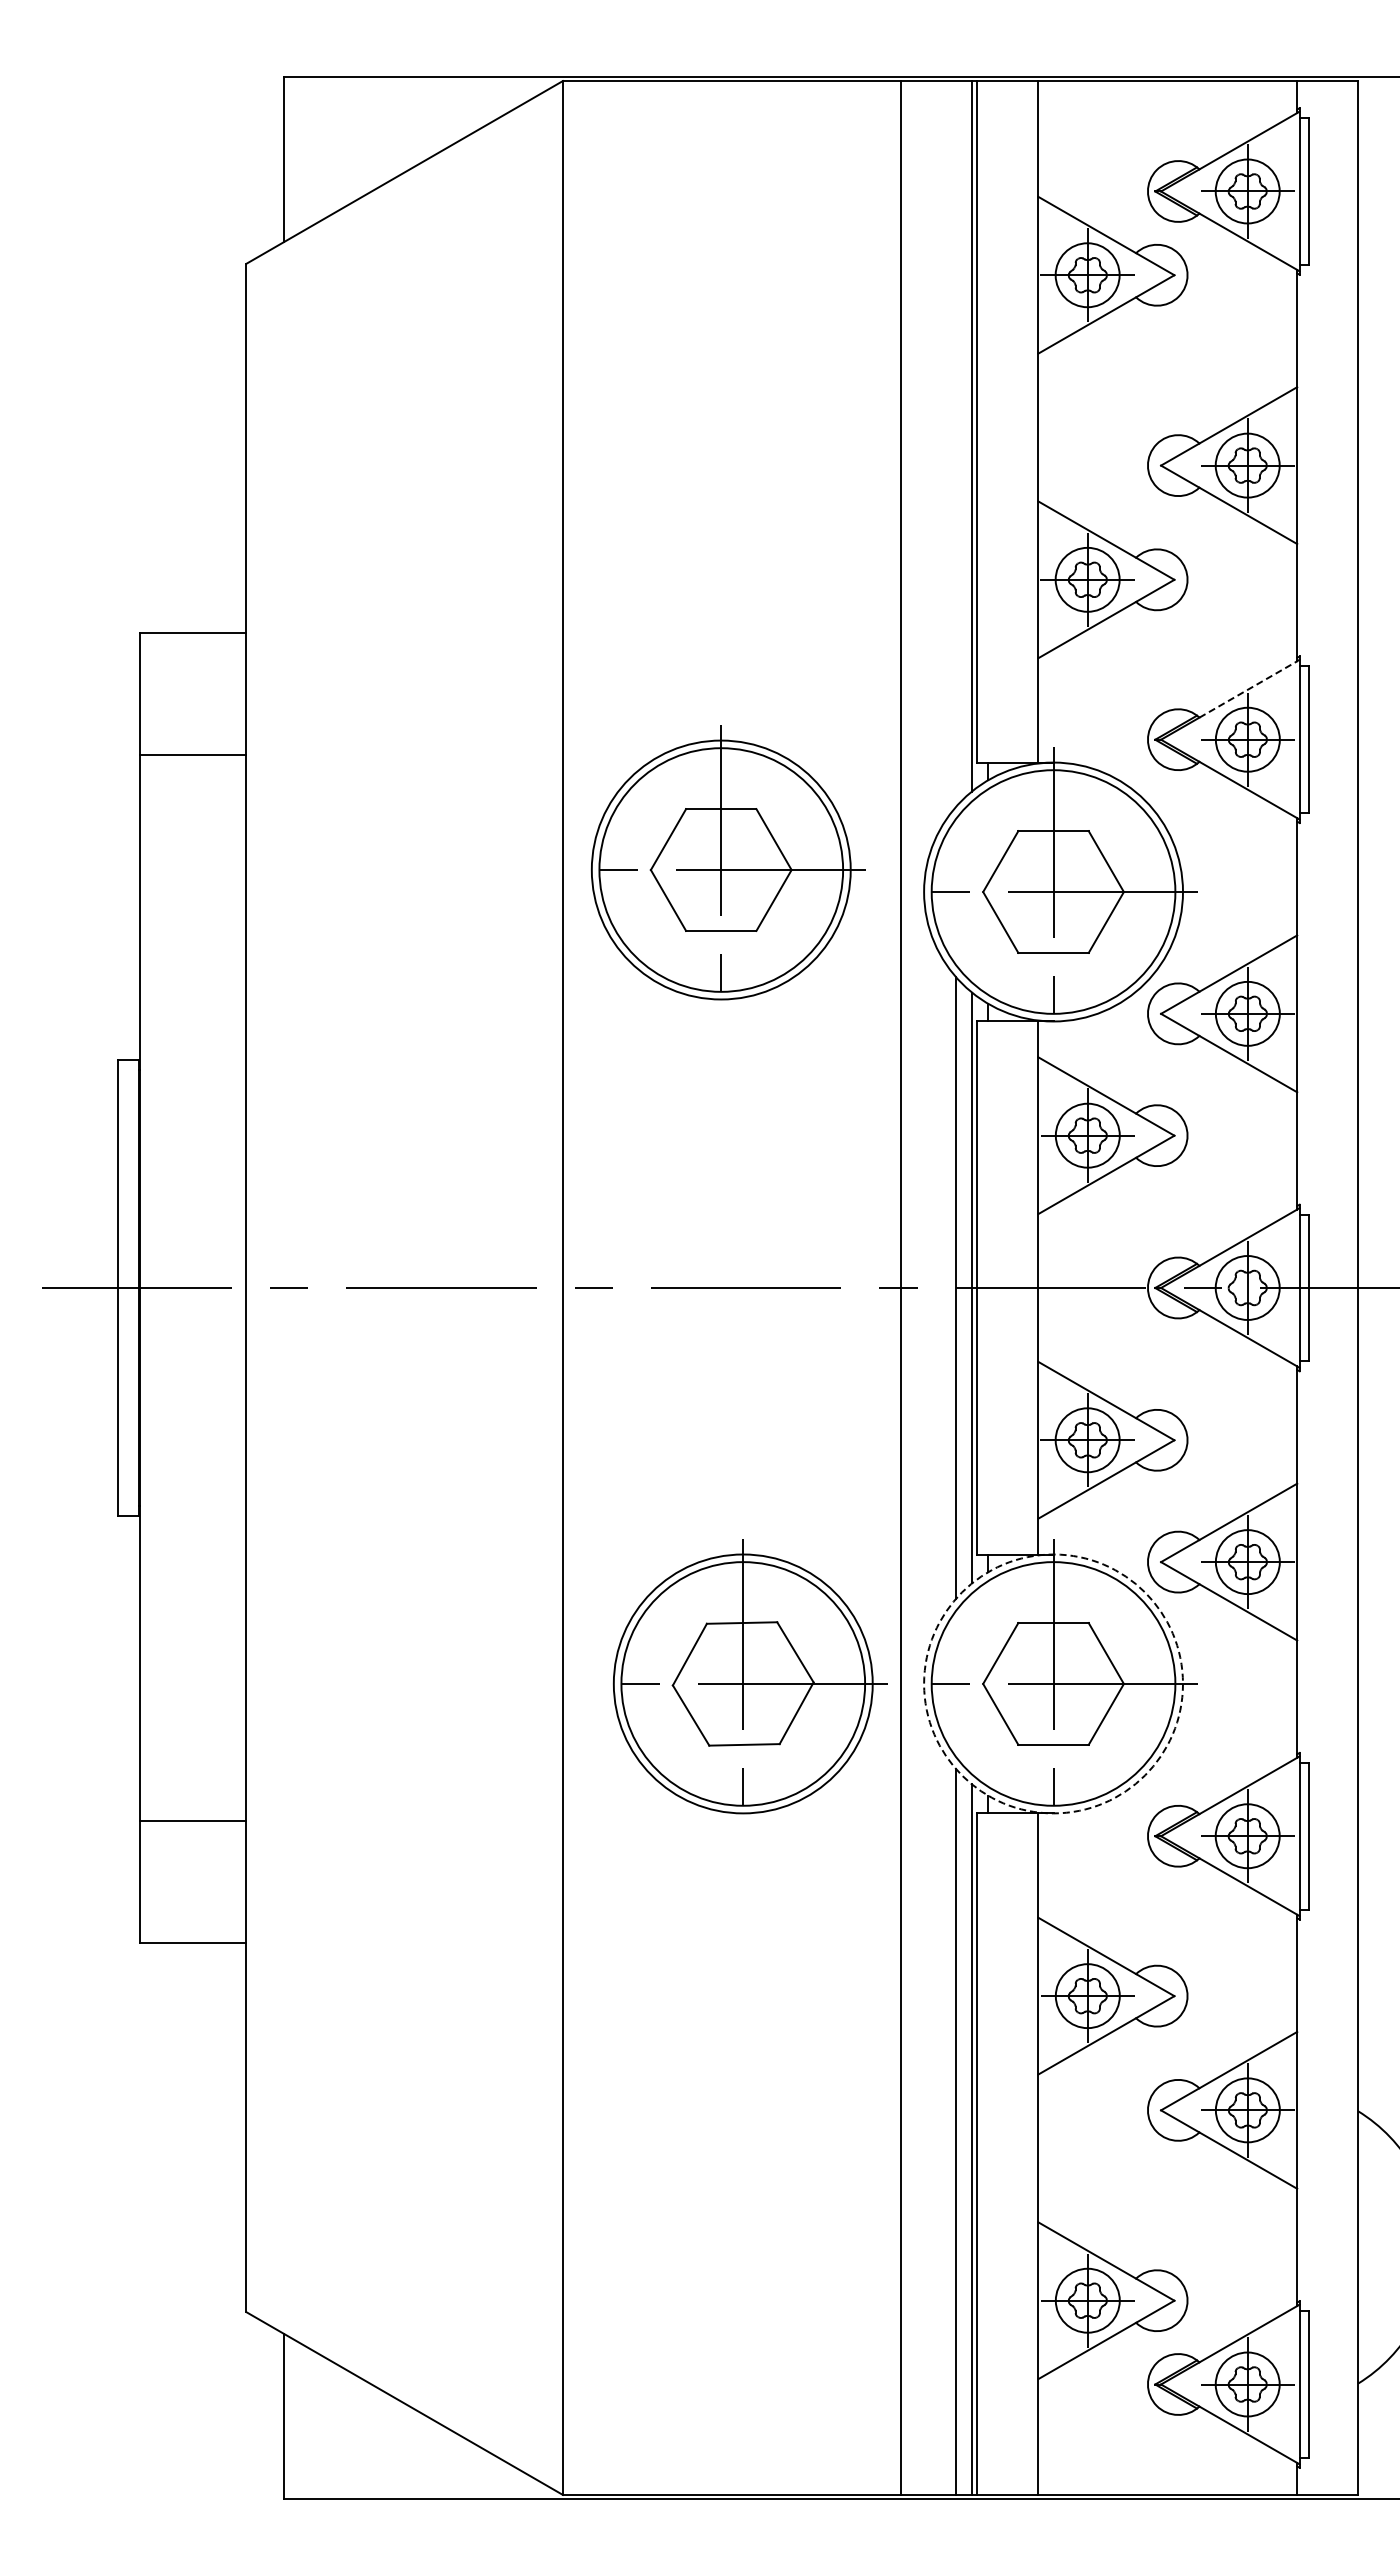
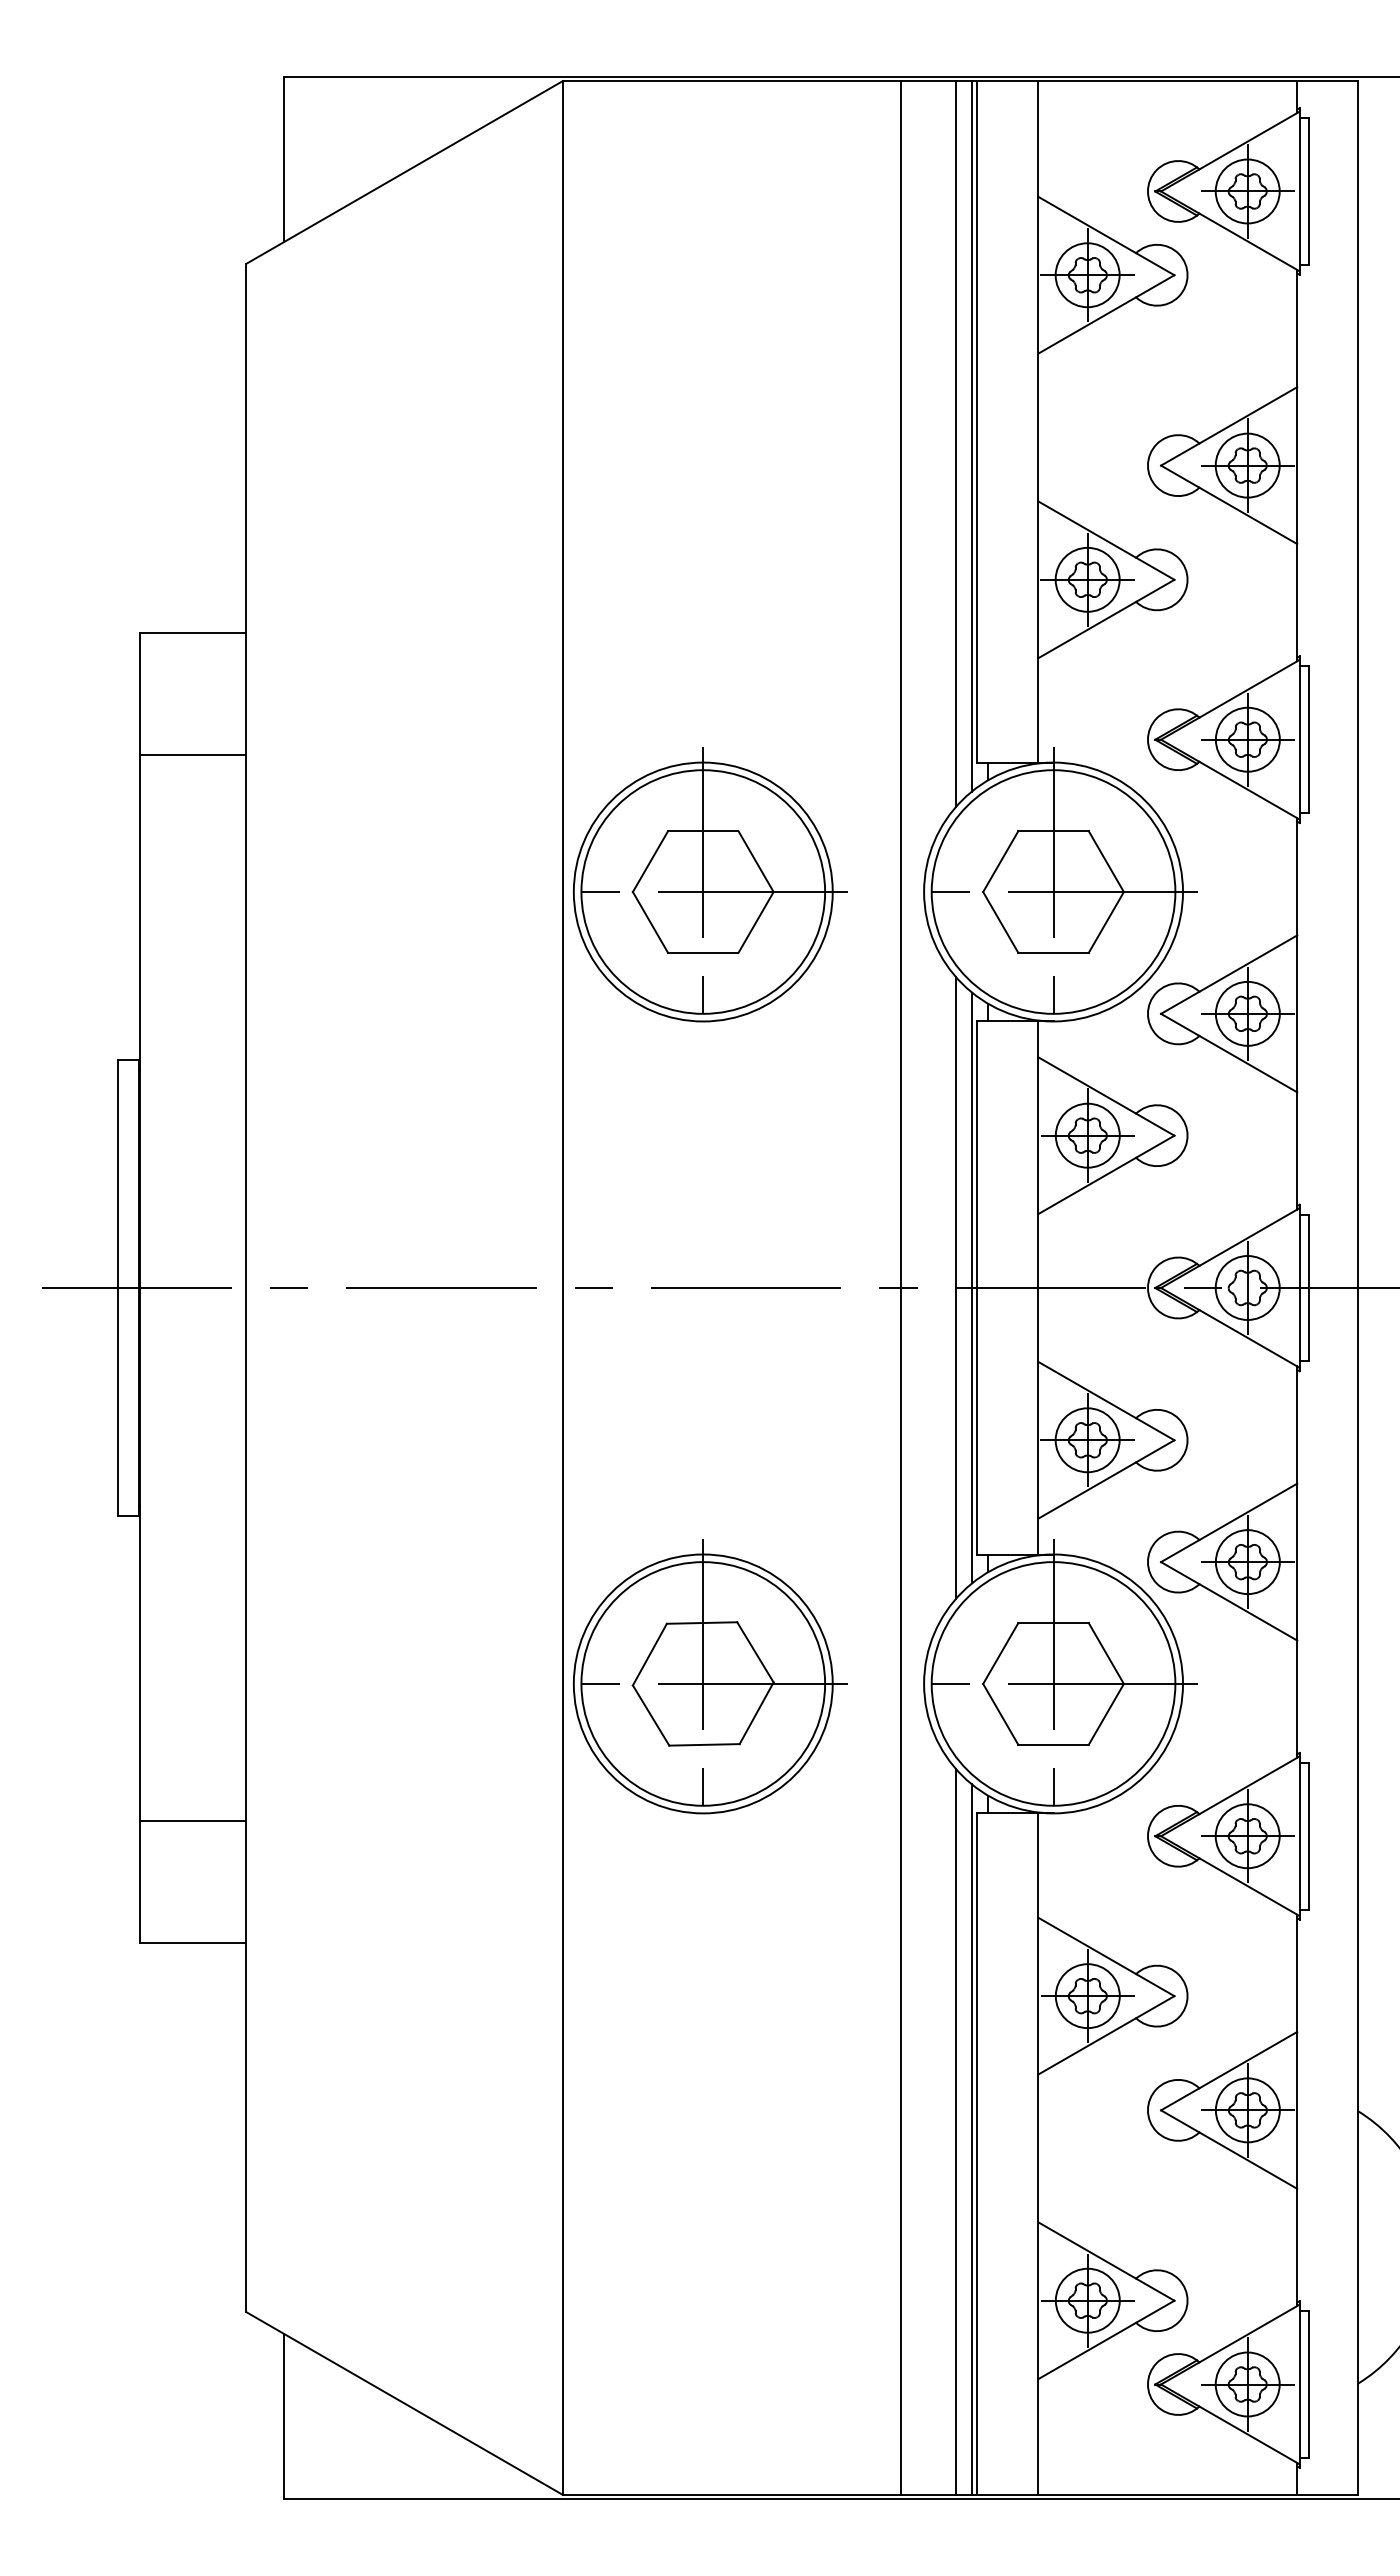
line: none -> present (955, 444)
line: dashed -> solid (1248, 689)
part position: (727, 862) -> (709, 884) (709, 884)
part position: (749, 1676) -> (709, 1676) (709, 1676)
circle: dashed -> solid (1053, 1683)
